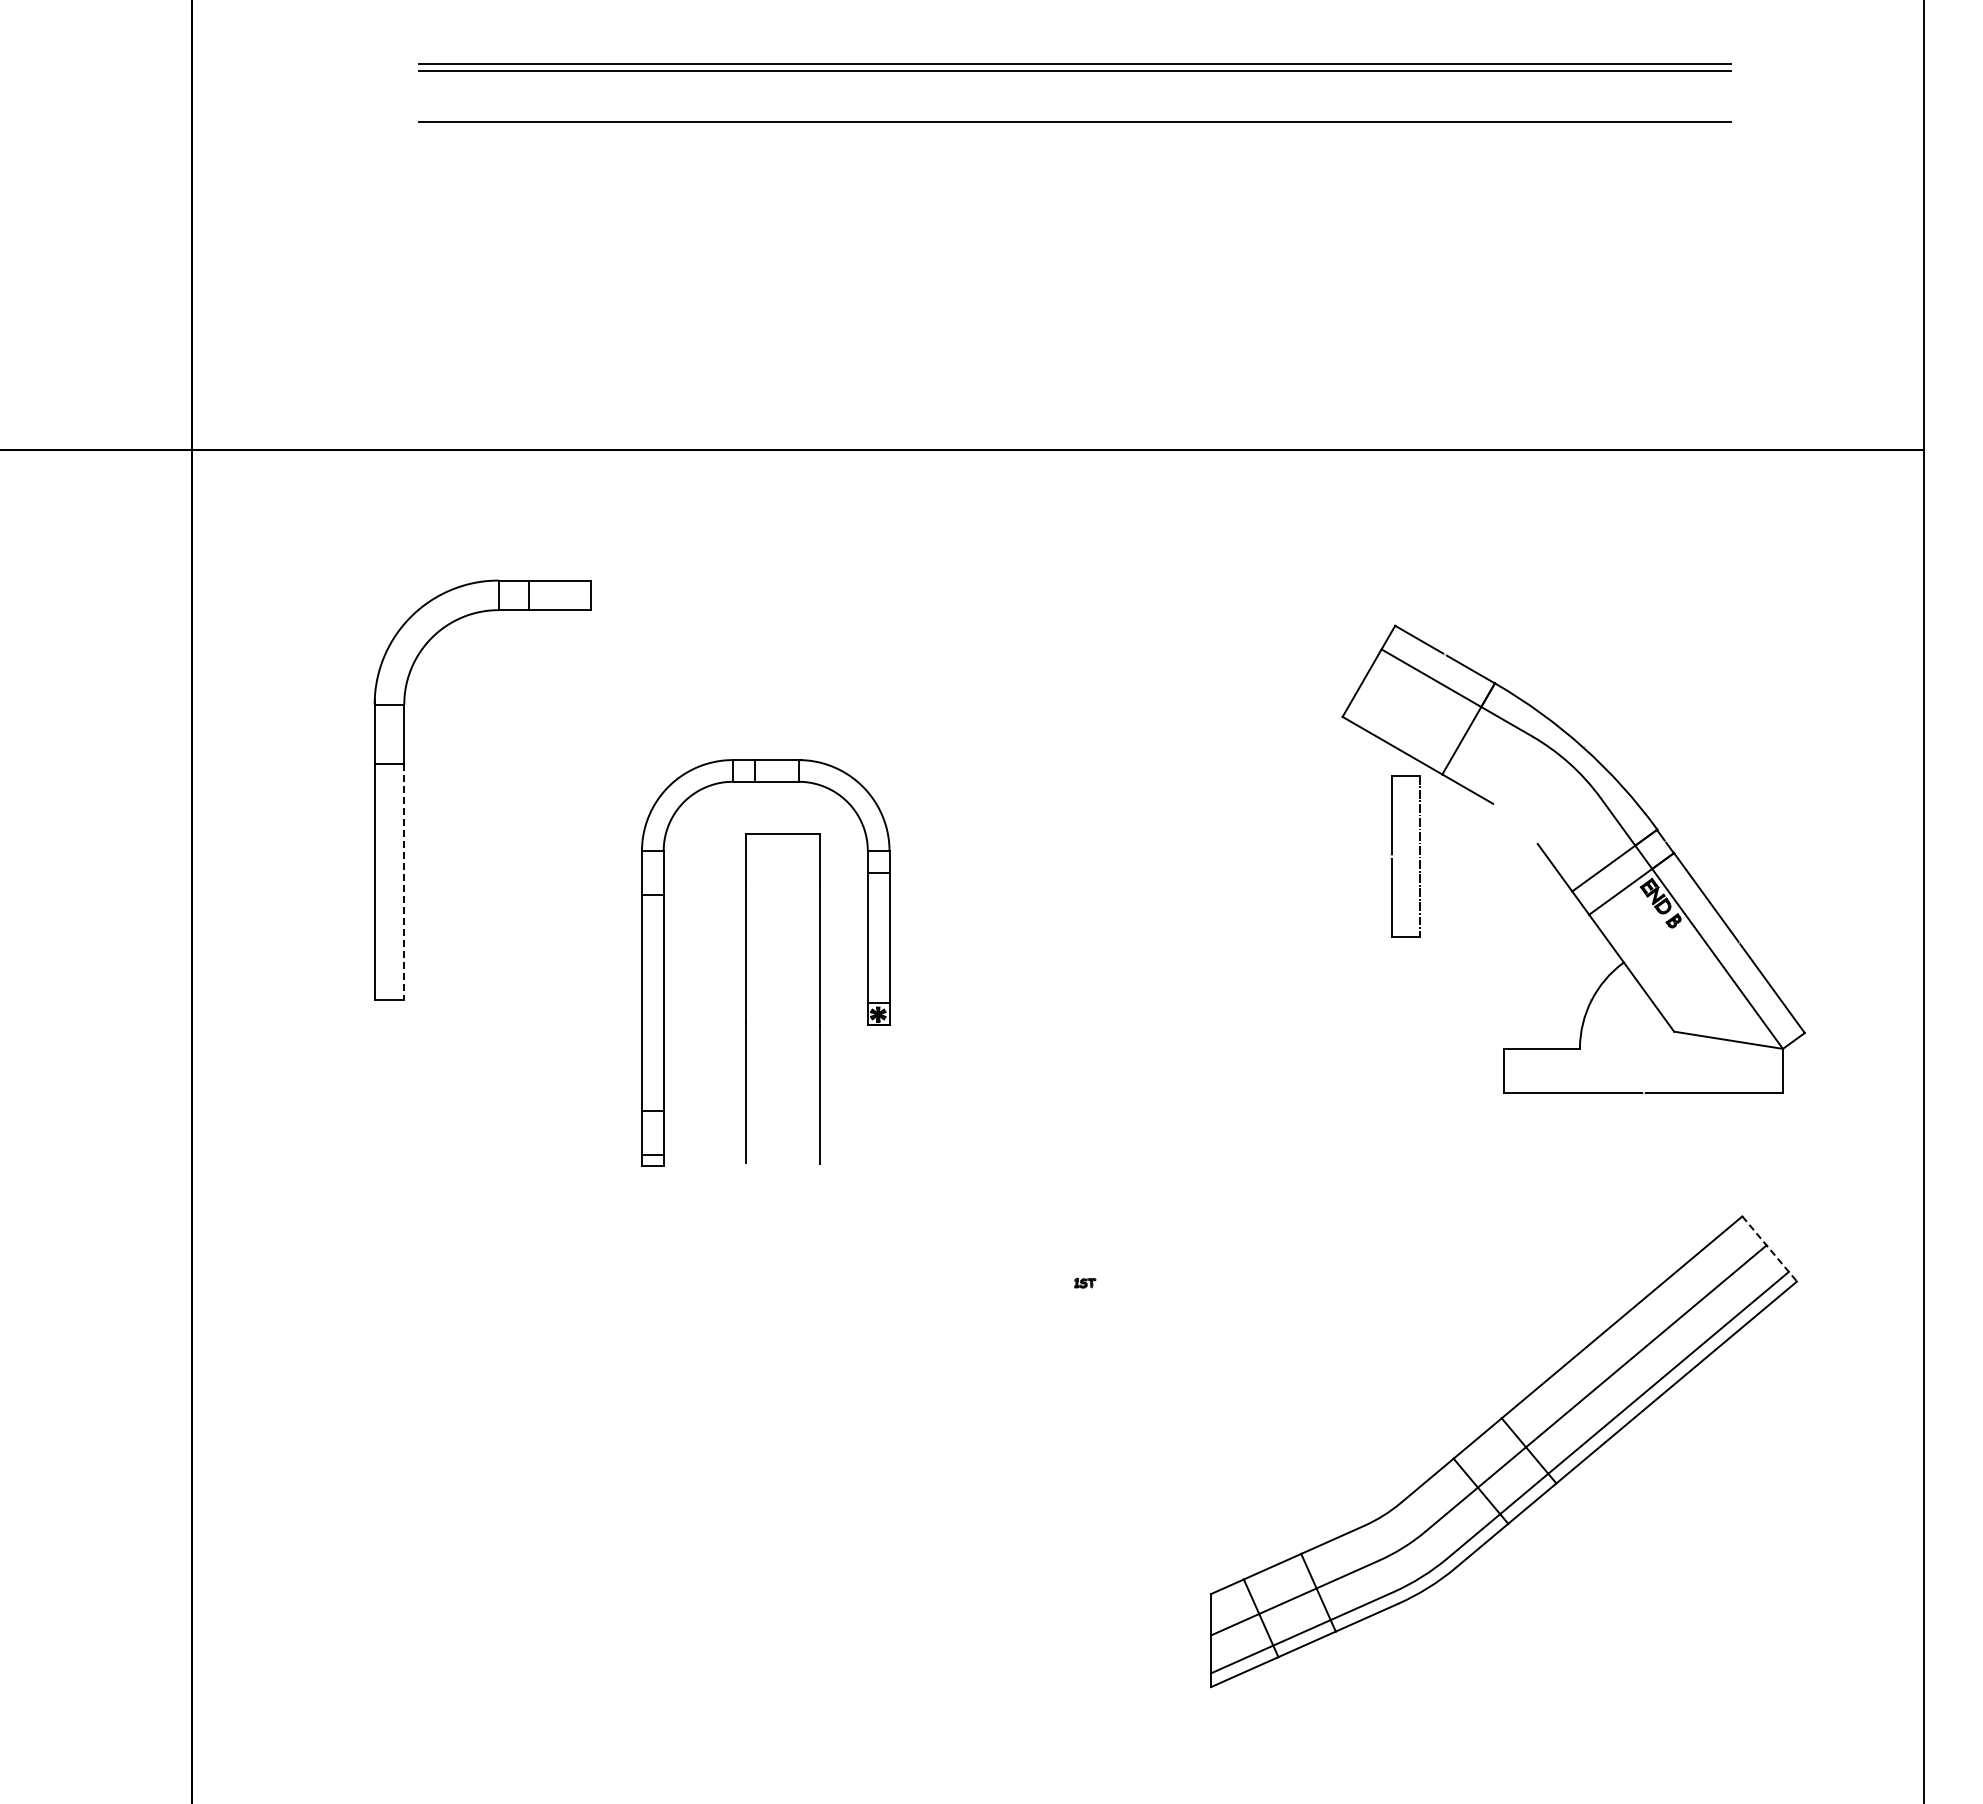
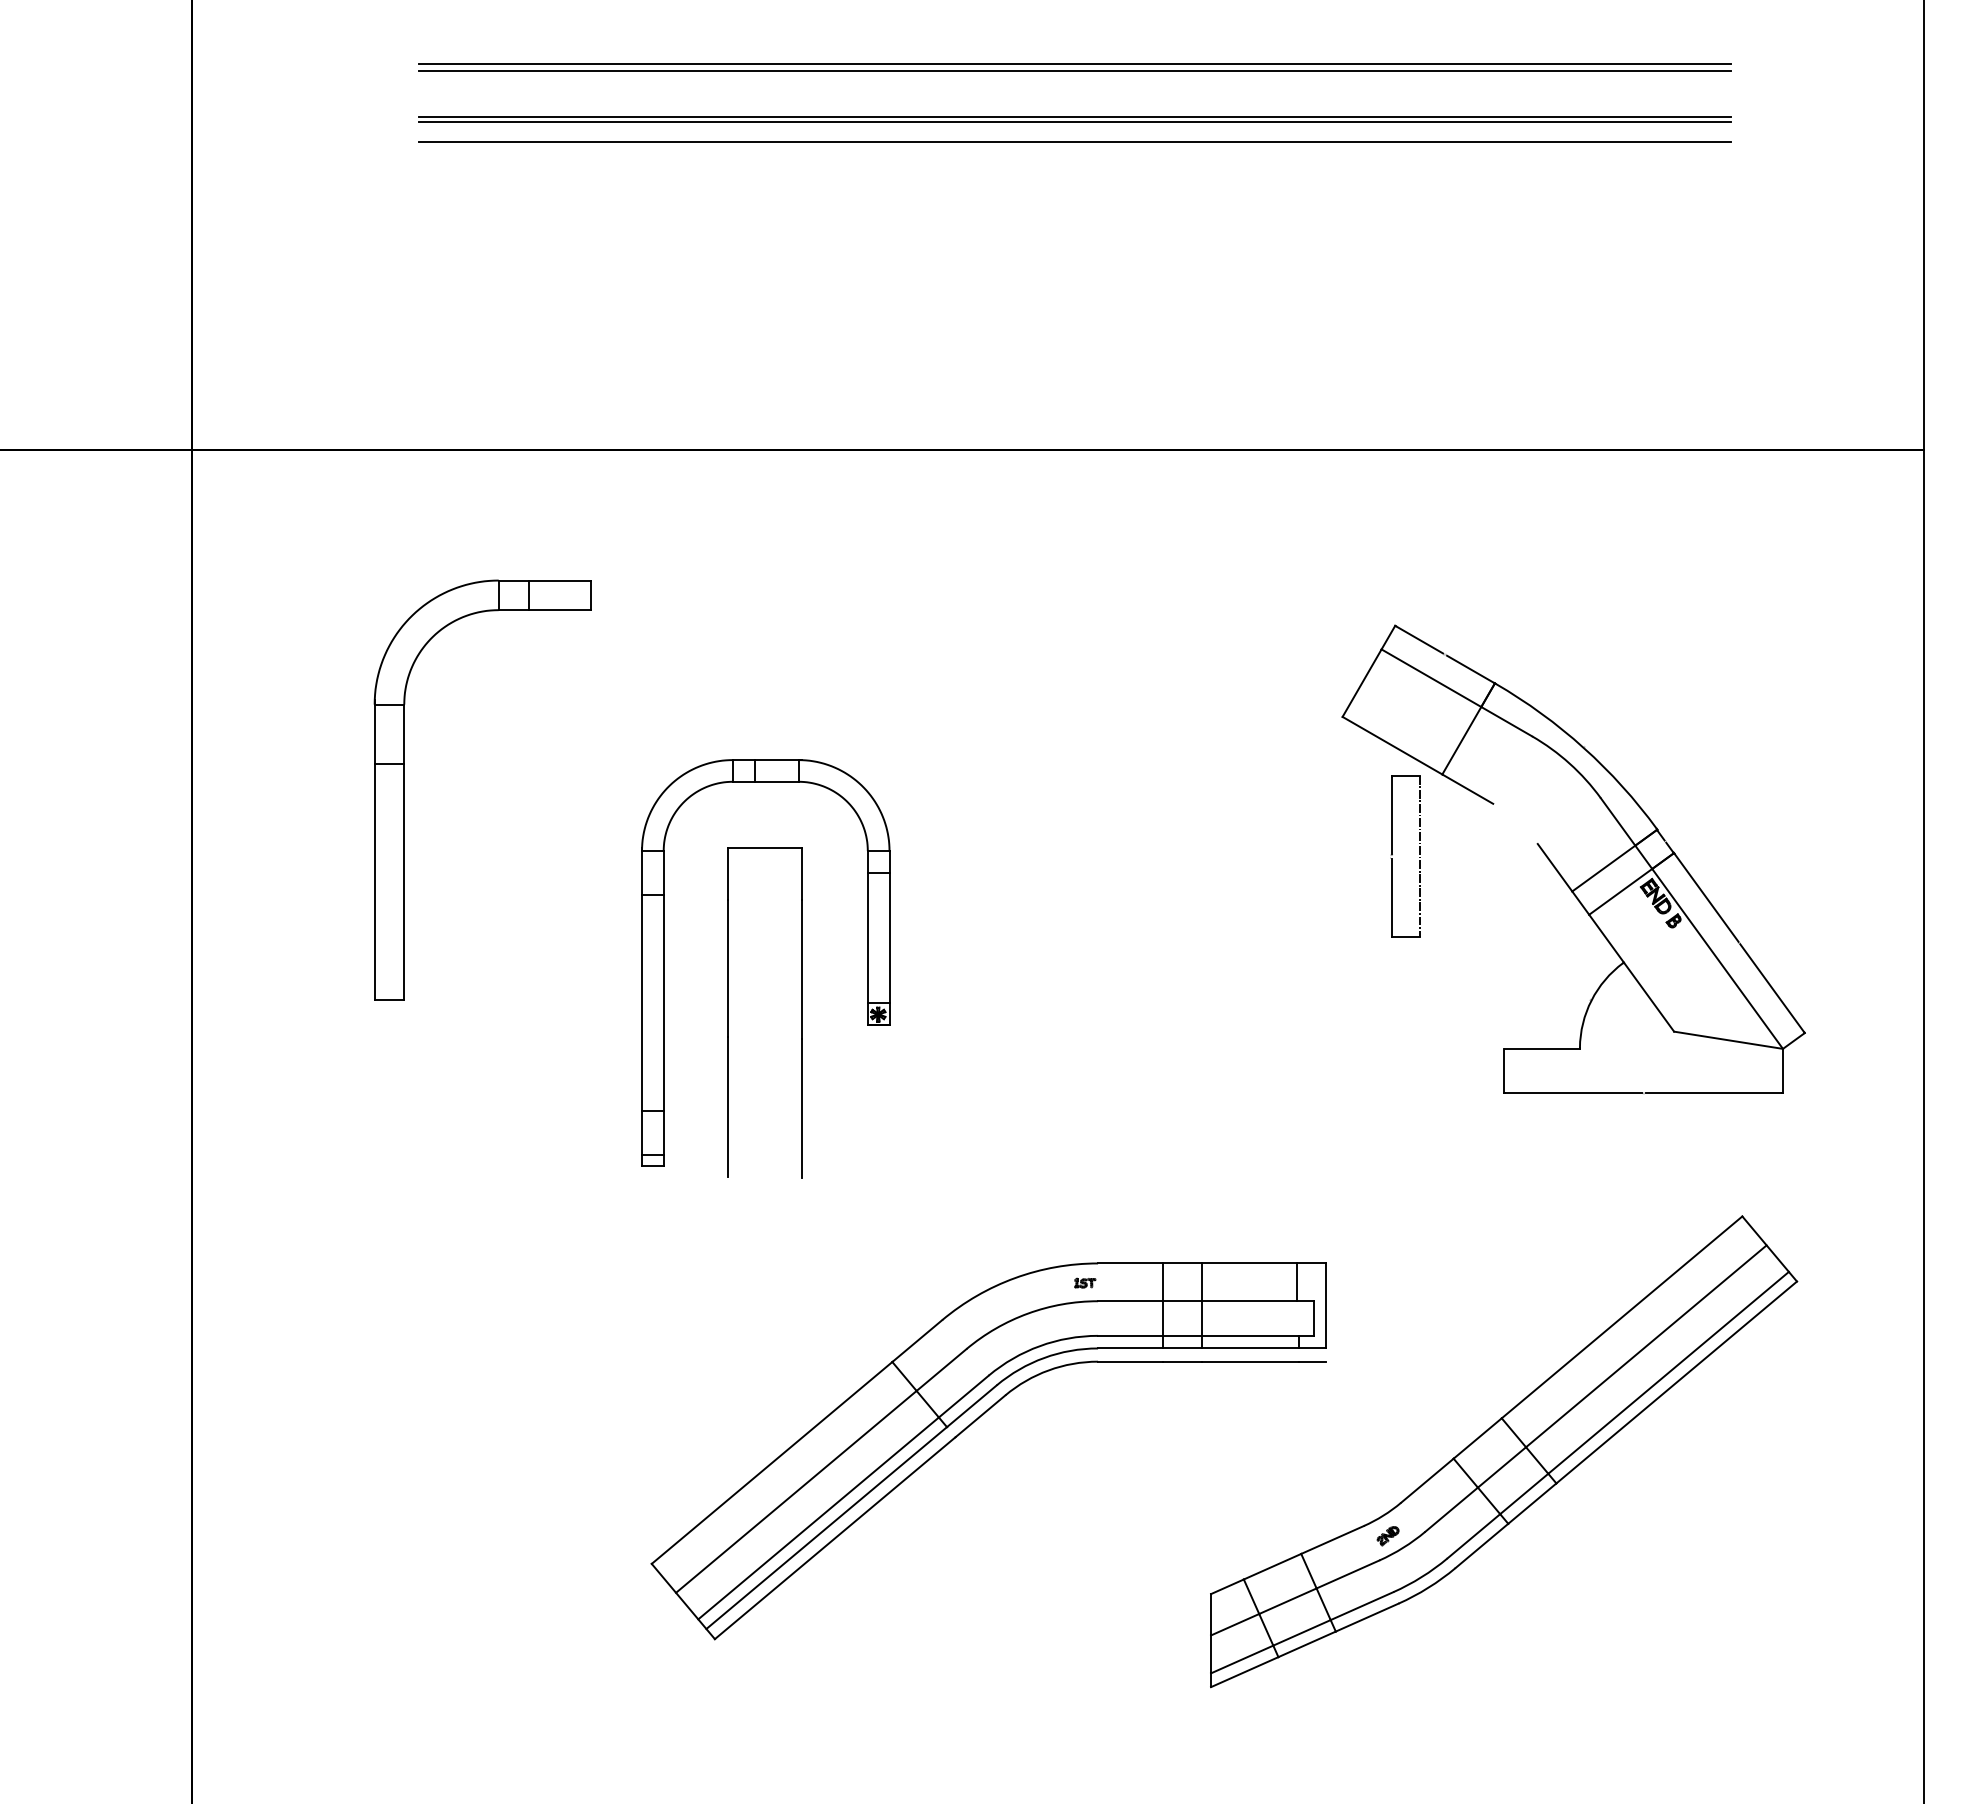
line: none -> present (1074, 117)
line: none -> present (1074, 141)
line: dashed -> solid (404, 882)
part position: (746, 998) -> (728, 1012) (728, 1012)
line: dashed -> solid (1769, 1249)
part: none -> present (971, 1425)
part: none -> present (1387, 1536)
